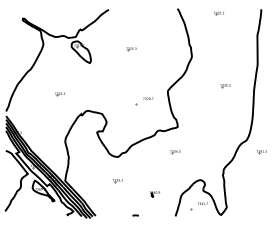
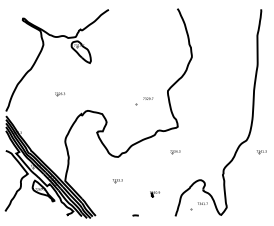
part: present -> none (218, 13)
part: present -> none (131, 49)
part: present -> none (225, 86)
